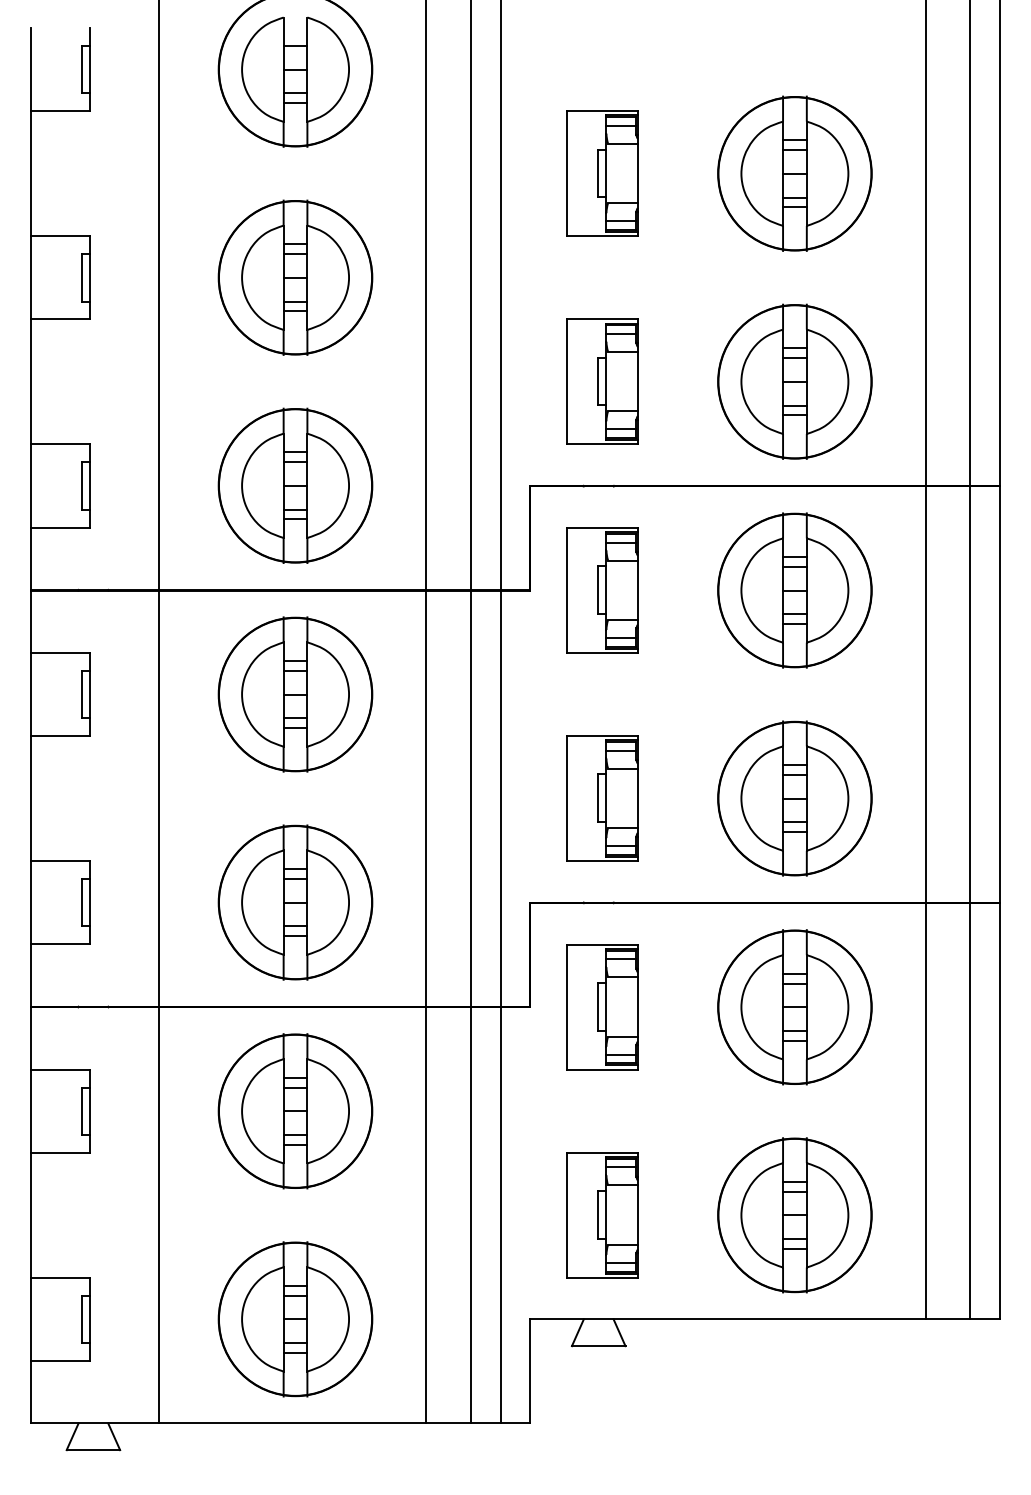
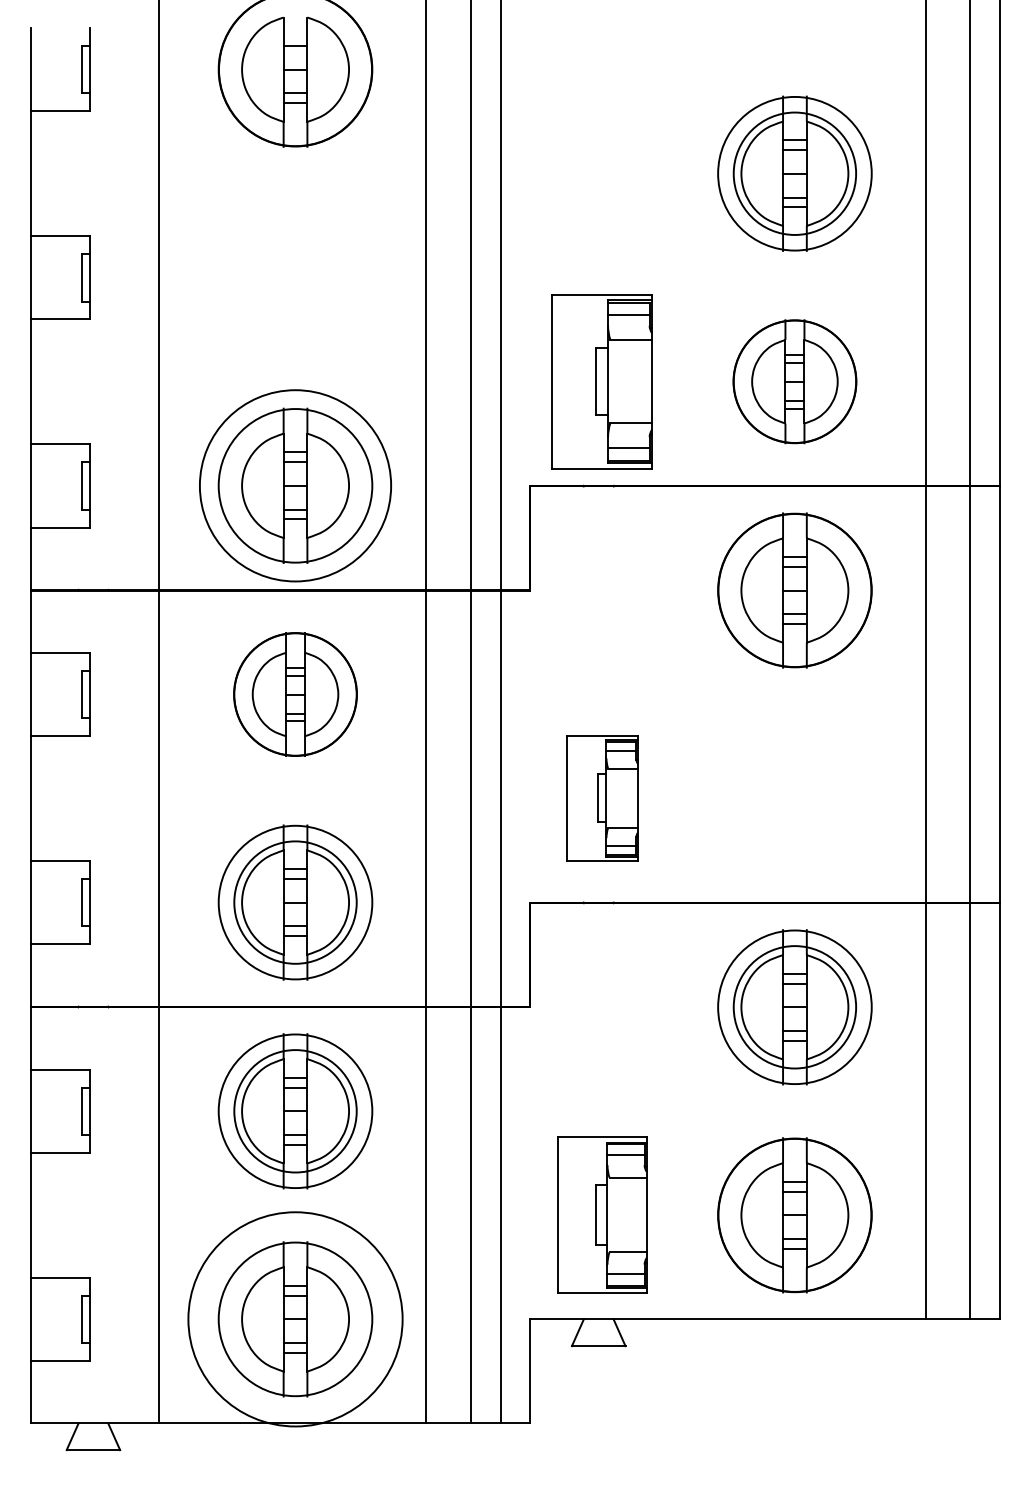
part: present -> none (602, 173)
circle diameter: 153 px -> 122 px (794, 173)
part: present -> none (295, 277)
part size: 73x127 px -> 102x176 px (601, 381)
part size: 156x157 px -> 126x126 px (794, 381)
circle diameter: 153 px -> 191 px (295, 485)
part: present -> none (602, 590)
part size: 157x157 px -> 125x125 px (295, 694)
part: present -> none (794, 798)
circle diameter: 153 px -> 122 px (295, 902)
circle diameter: 153 px -> 122 px (794, 1007)
part: present -> none (602, 1007)
circle diameter: 153 px -> 122 px (295, 1111)
part size: 73x127 px -> 91x158 px (602, 1214)
circle diameter: 153 px -> 214 px (295, 1319)
